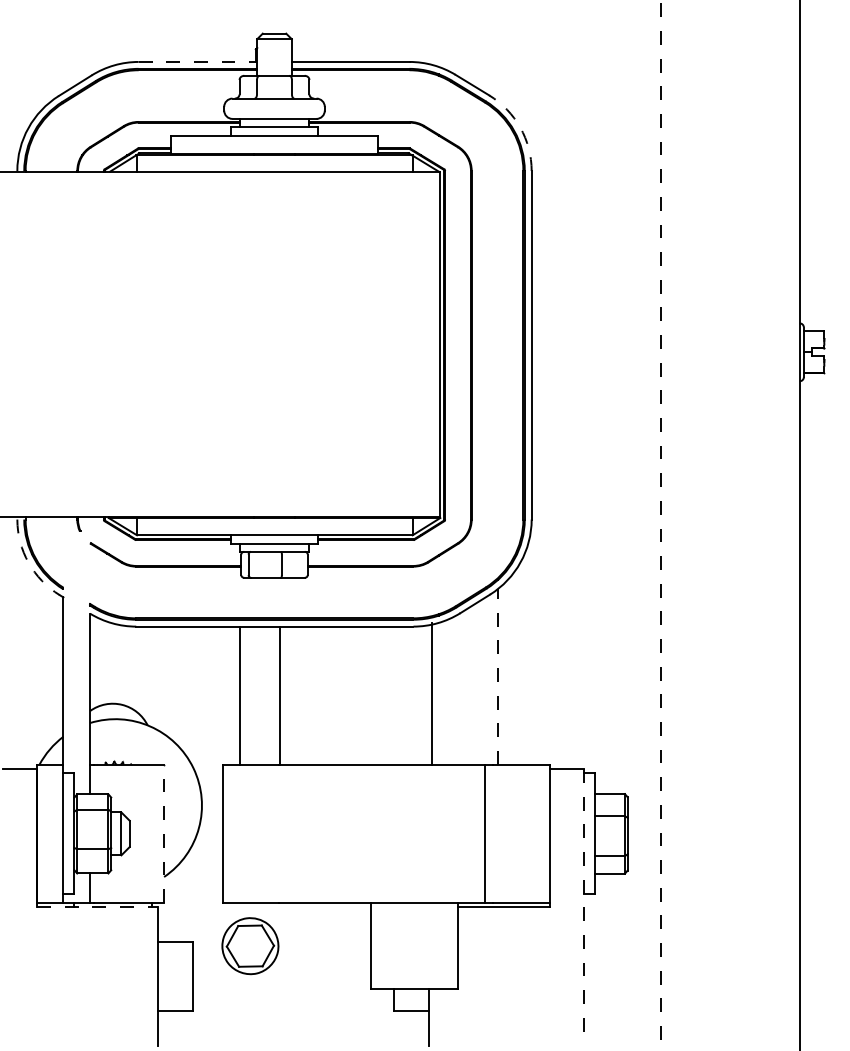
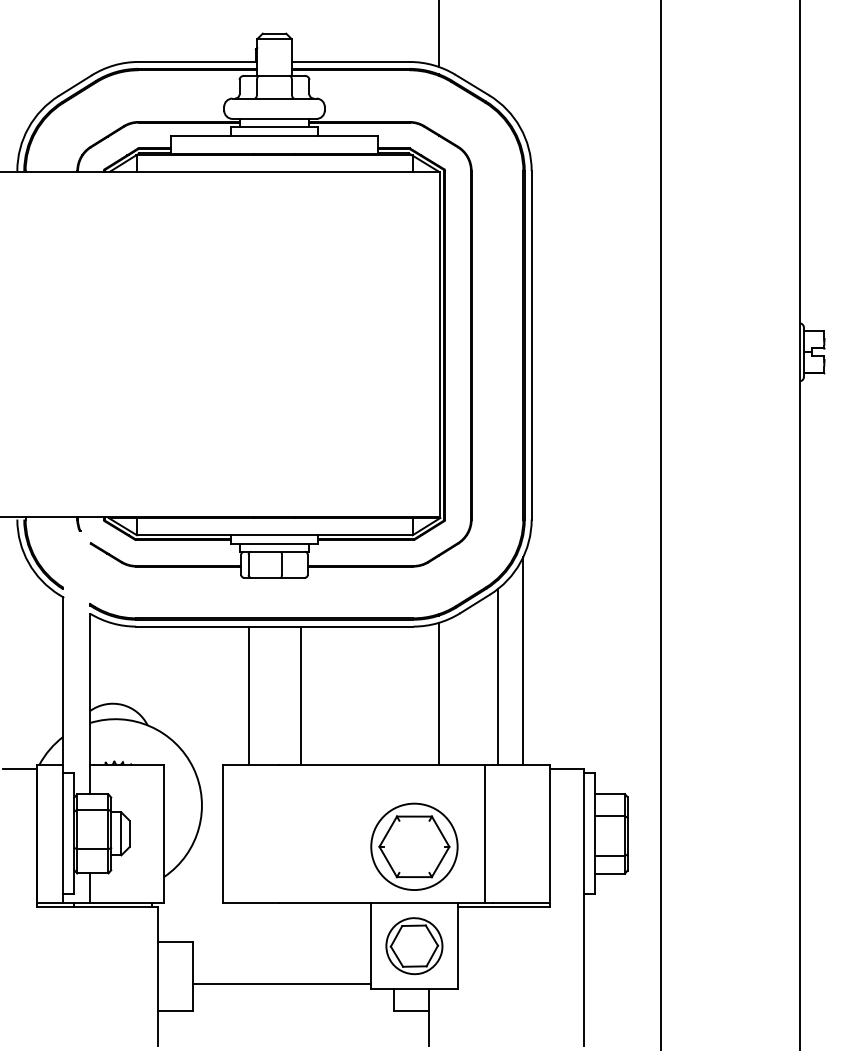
line: none -> present (438, 34)
line: dashed -> solid (198, 61)
arc: dashed -> solid (520, 127)
line: dashed -> solid (661, 525)
arc: dashed -> solid (28, 562)
line: none -> present (523, 660)
line: dashed -> solid (497, 677)
line position: (431, 693) -> (438, 693) (438, 693)
line position: (240, 695) -> (249, 695) (249, 695)
line position: (279, 695) -> (300, 695) (300, 695)
line: dashed -> solid (164, 833)
part: none -> present (414, 846)
line: dashed -> solid (98, 907)
line: dashed -> solid (584, 907)
part position: (250, 946) -> (414, 946) (414, 946)
line: none -> present (281, 984)
